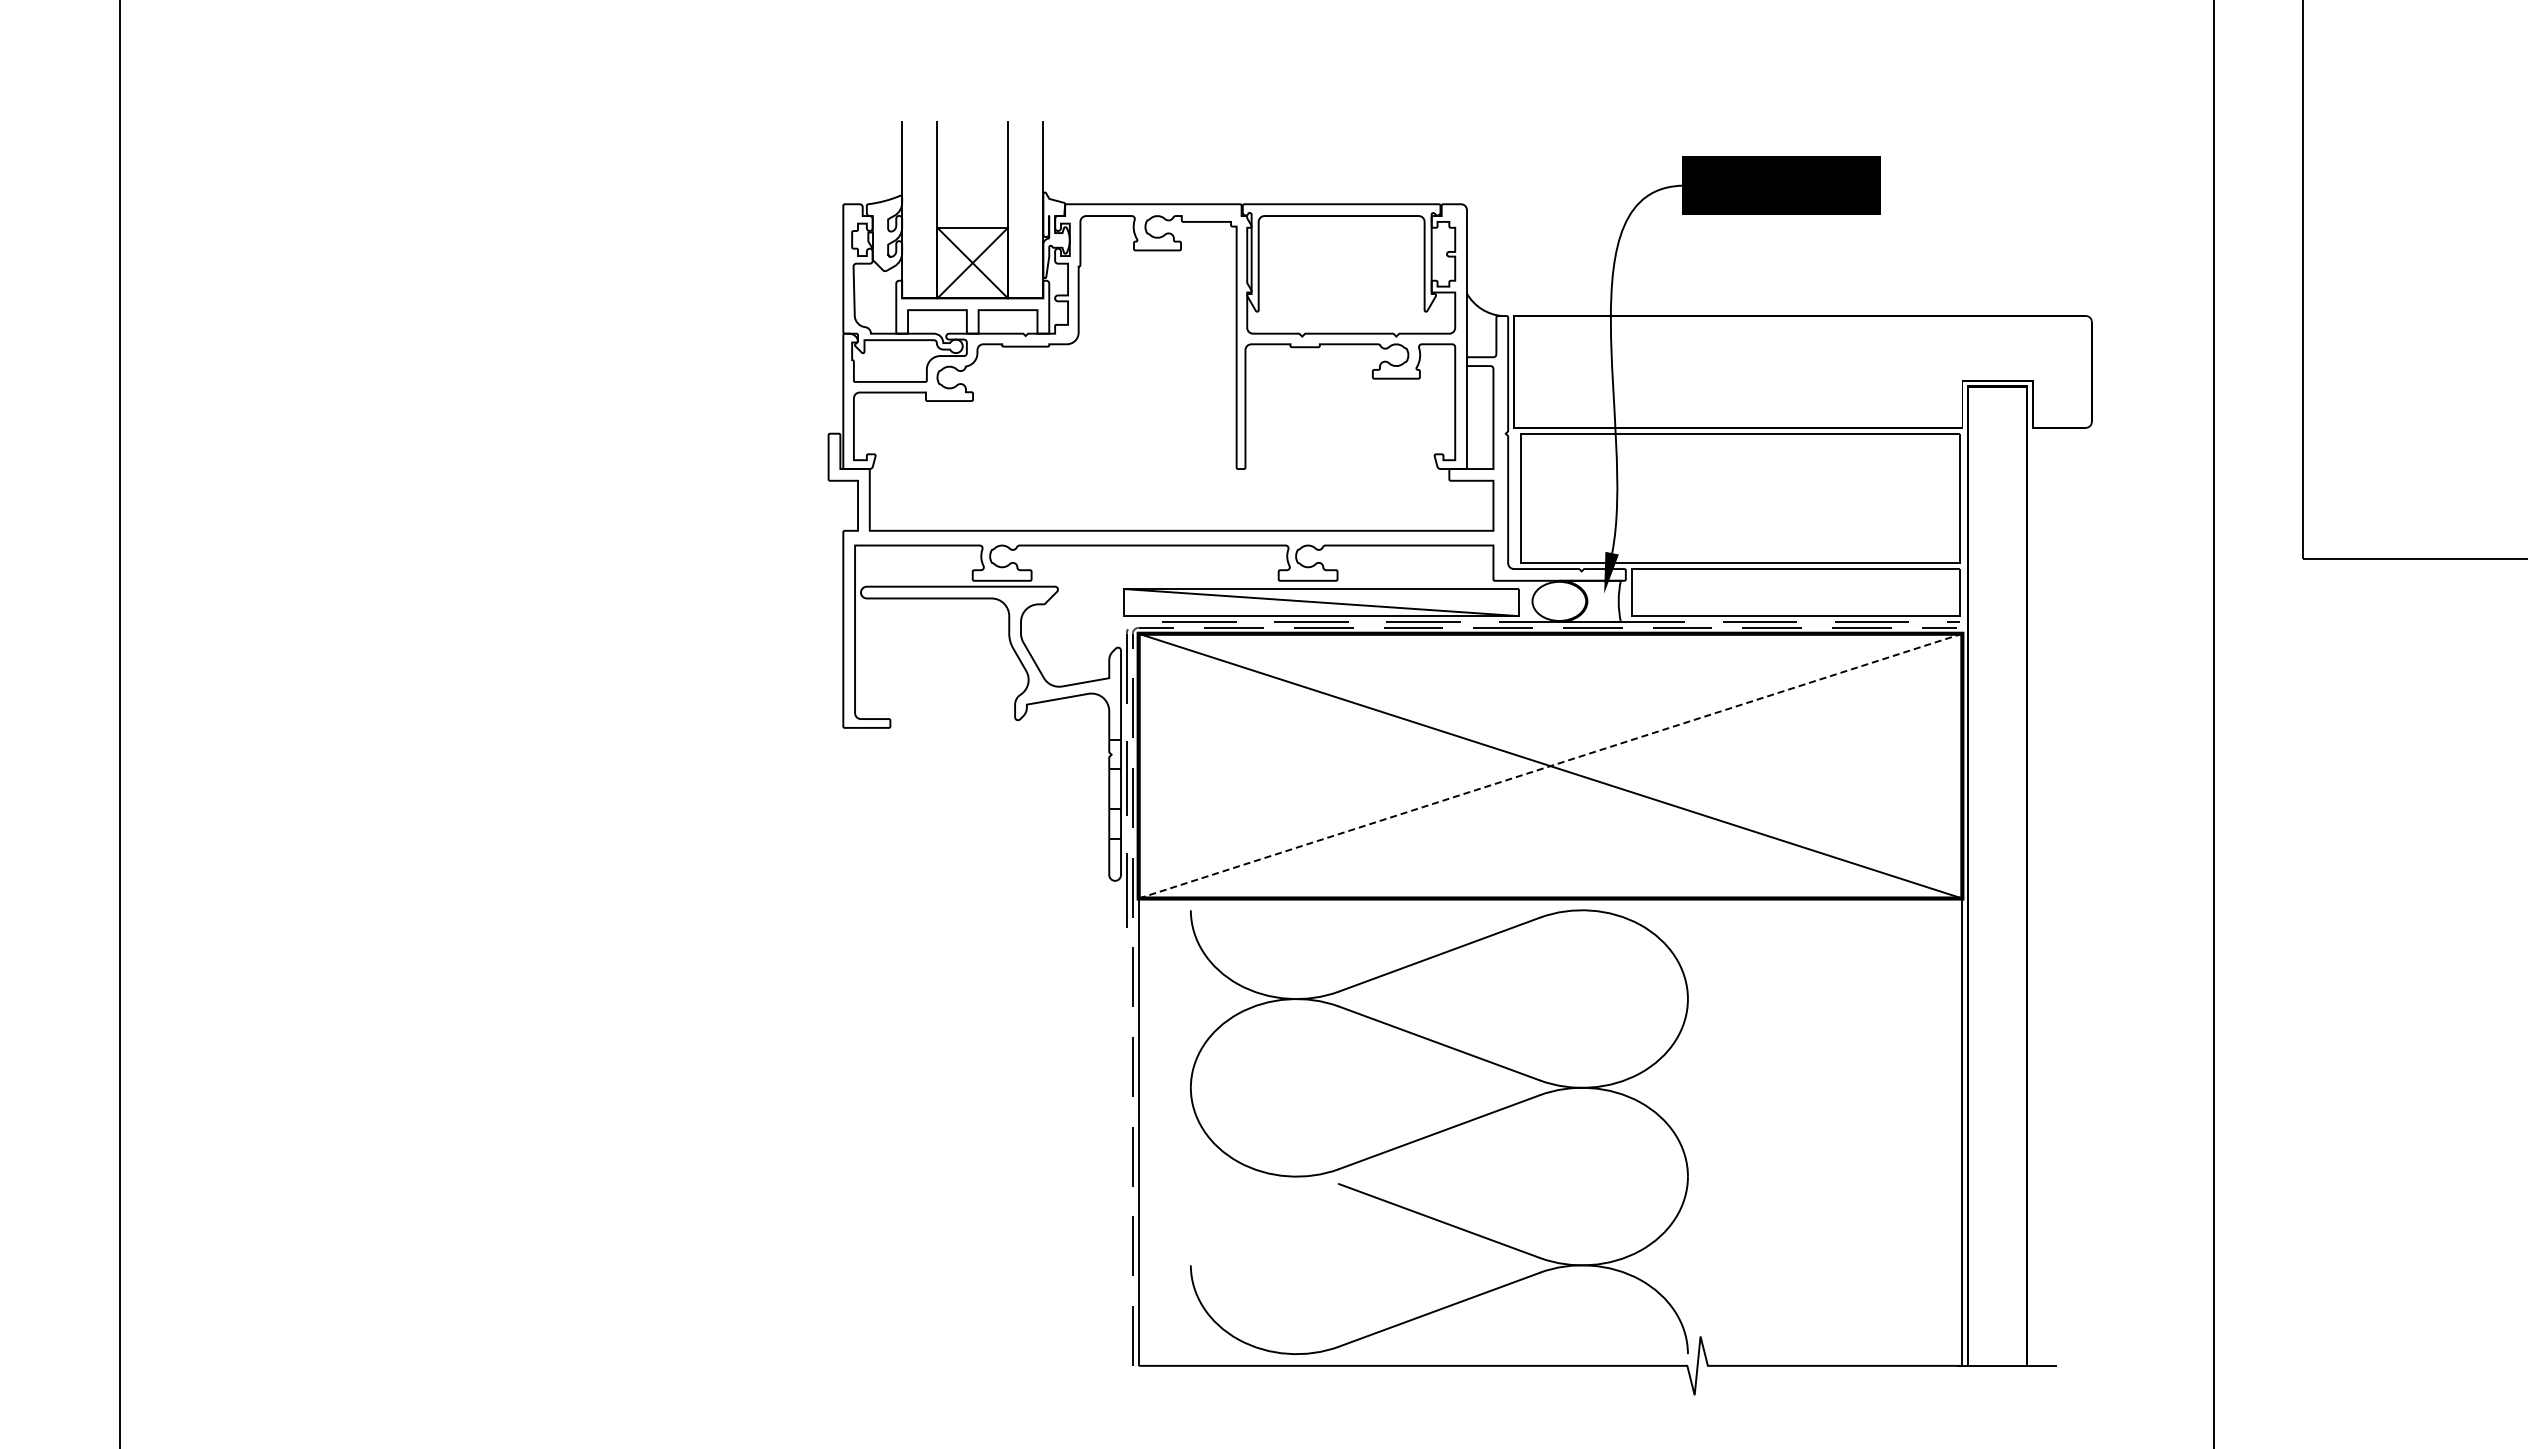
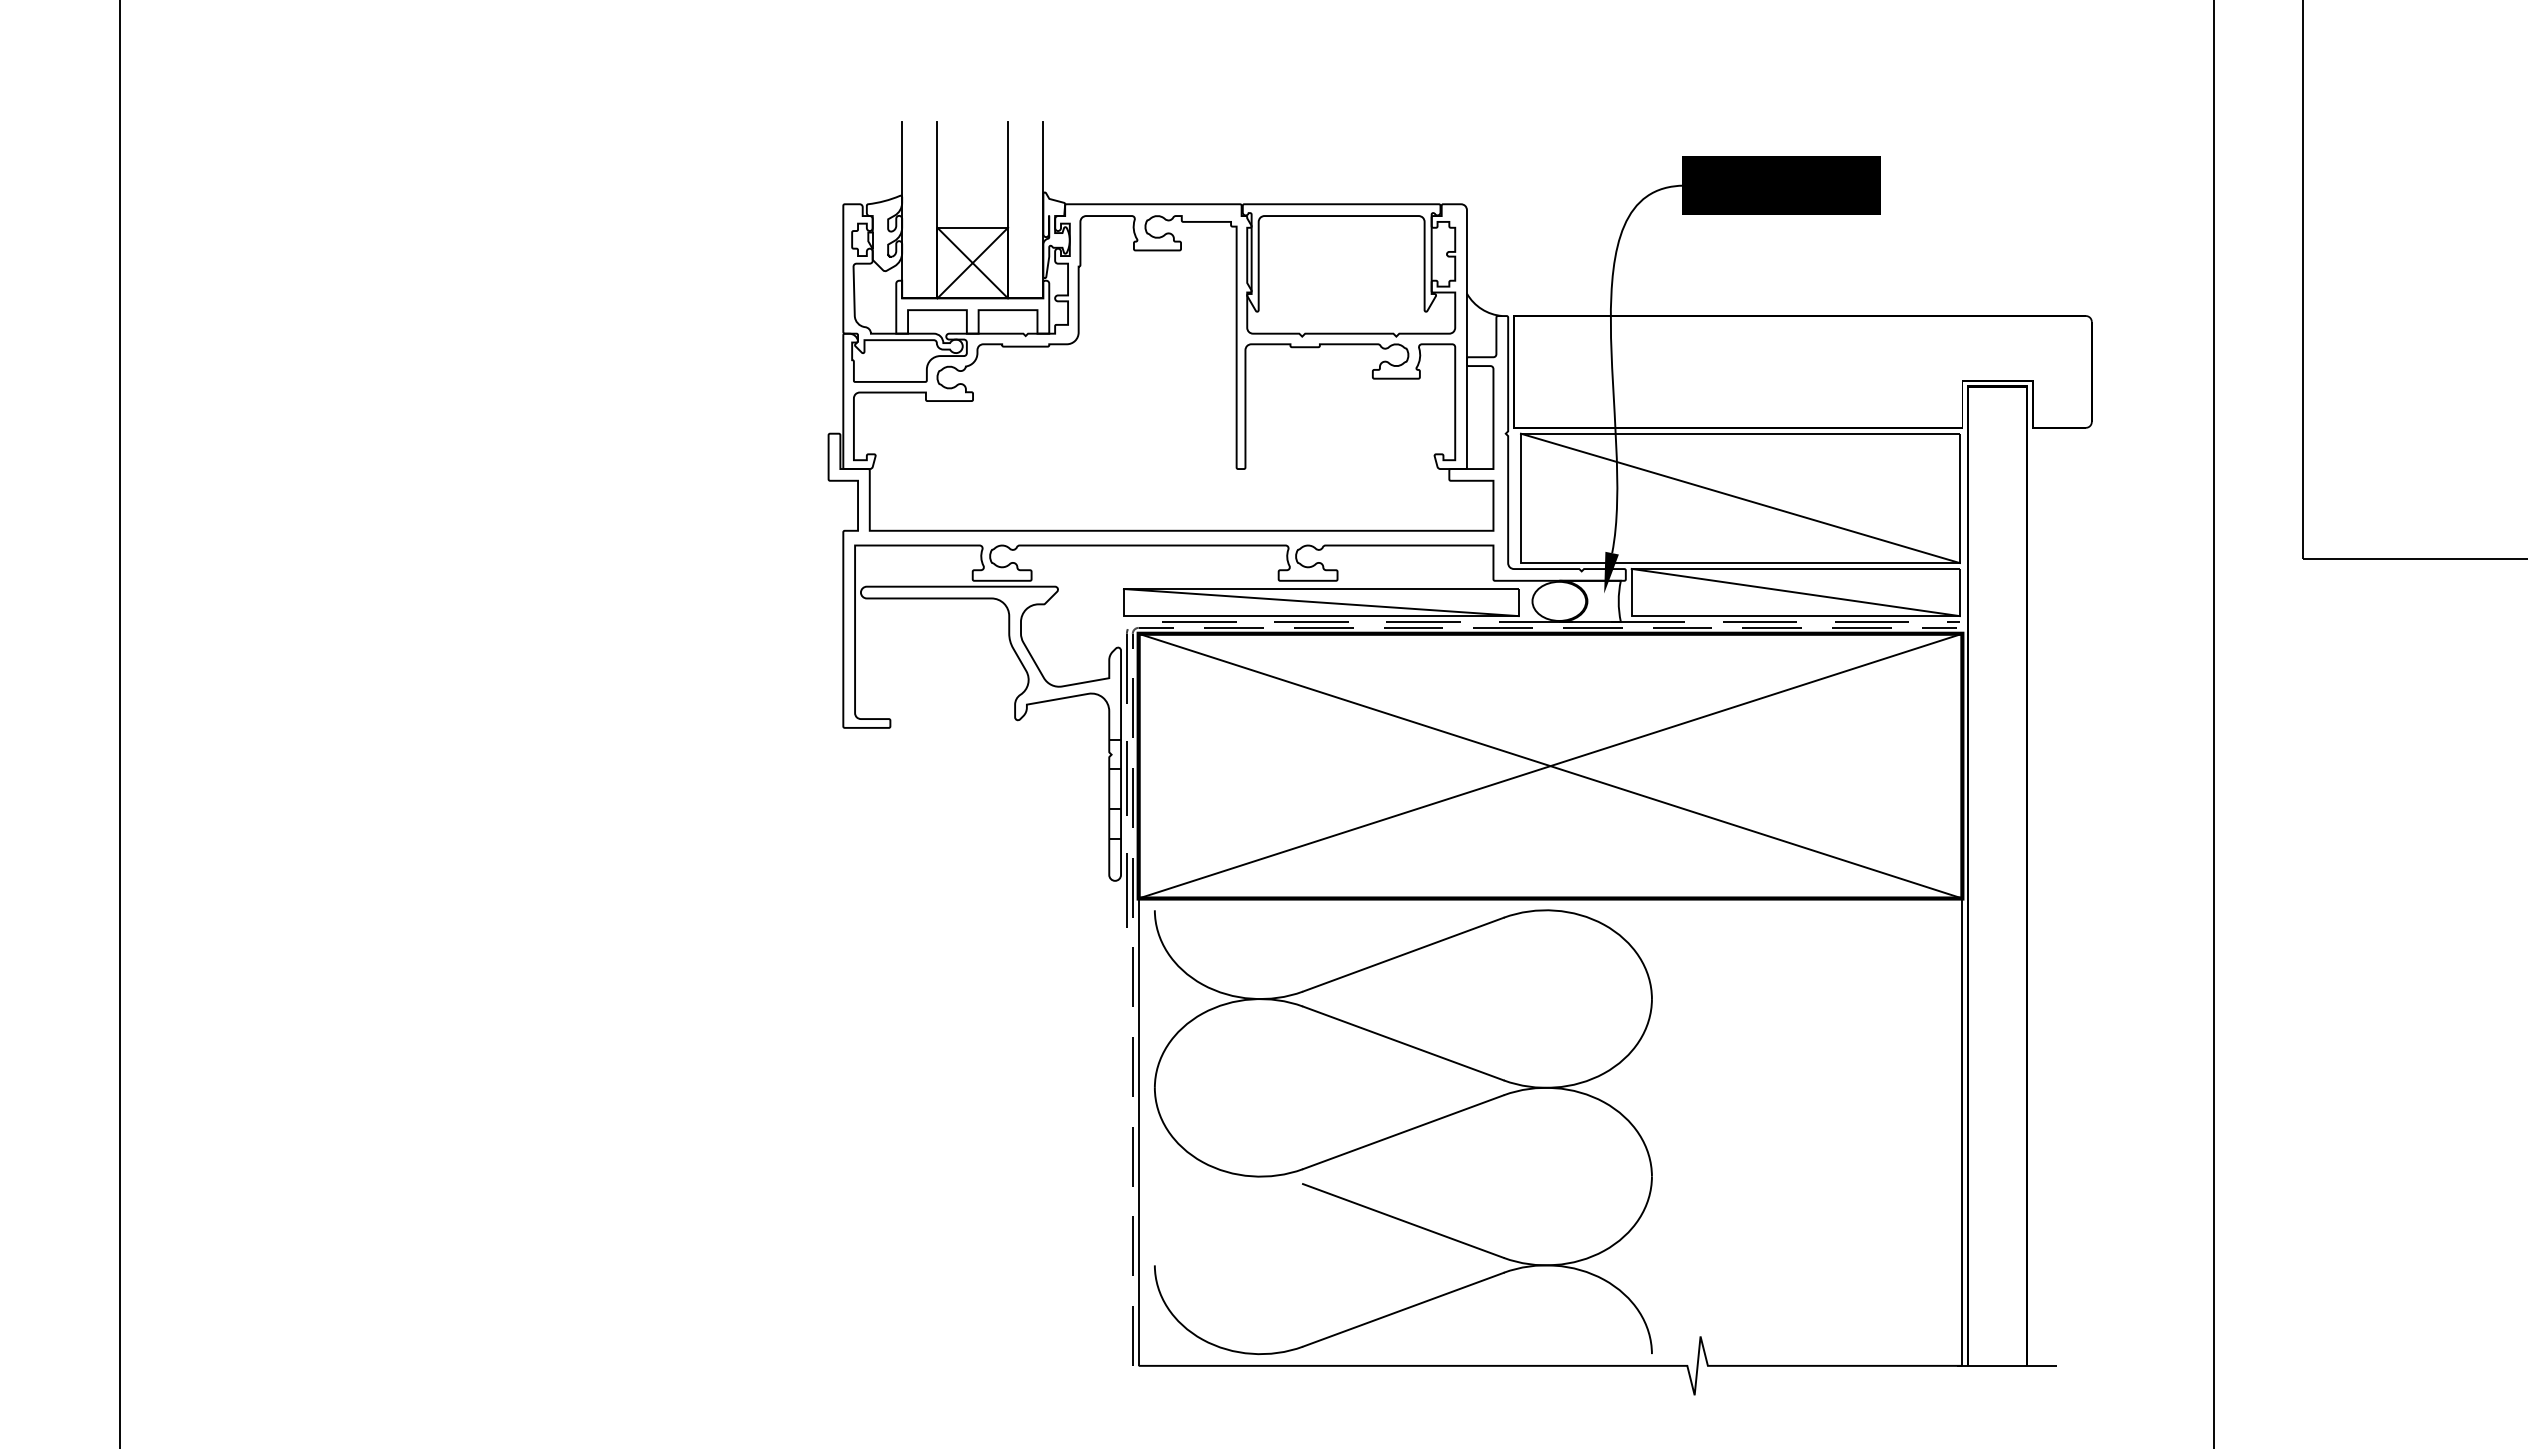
line: none -> present (1739, 498)
line: none -> present (1795, 592)
line: dashed -> solid (1550, 766)
part position: (1439, 1132) -> (1403, 1132) (1403, 1132)
